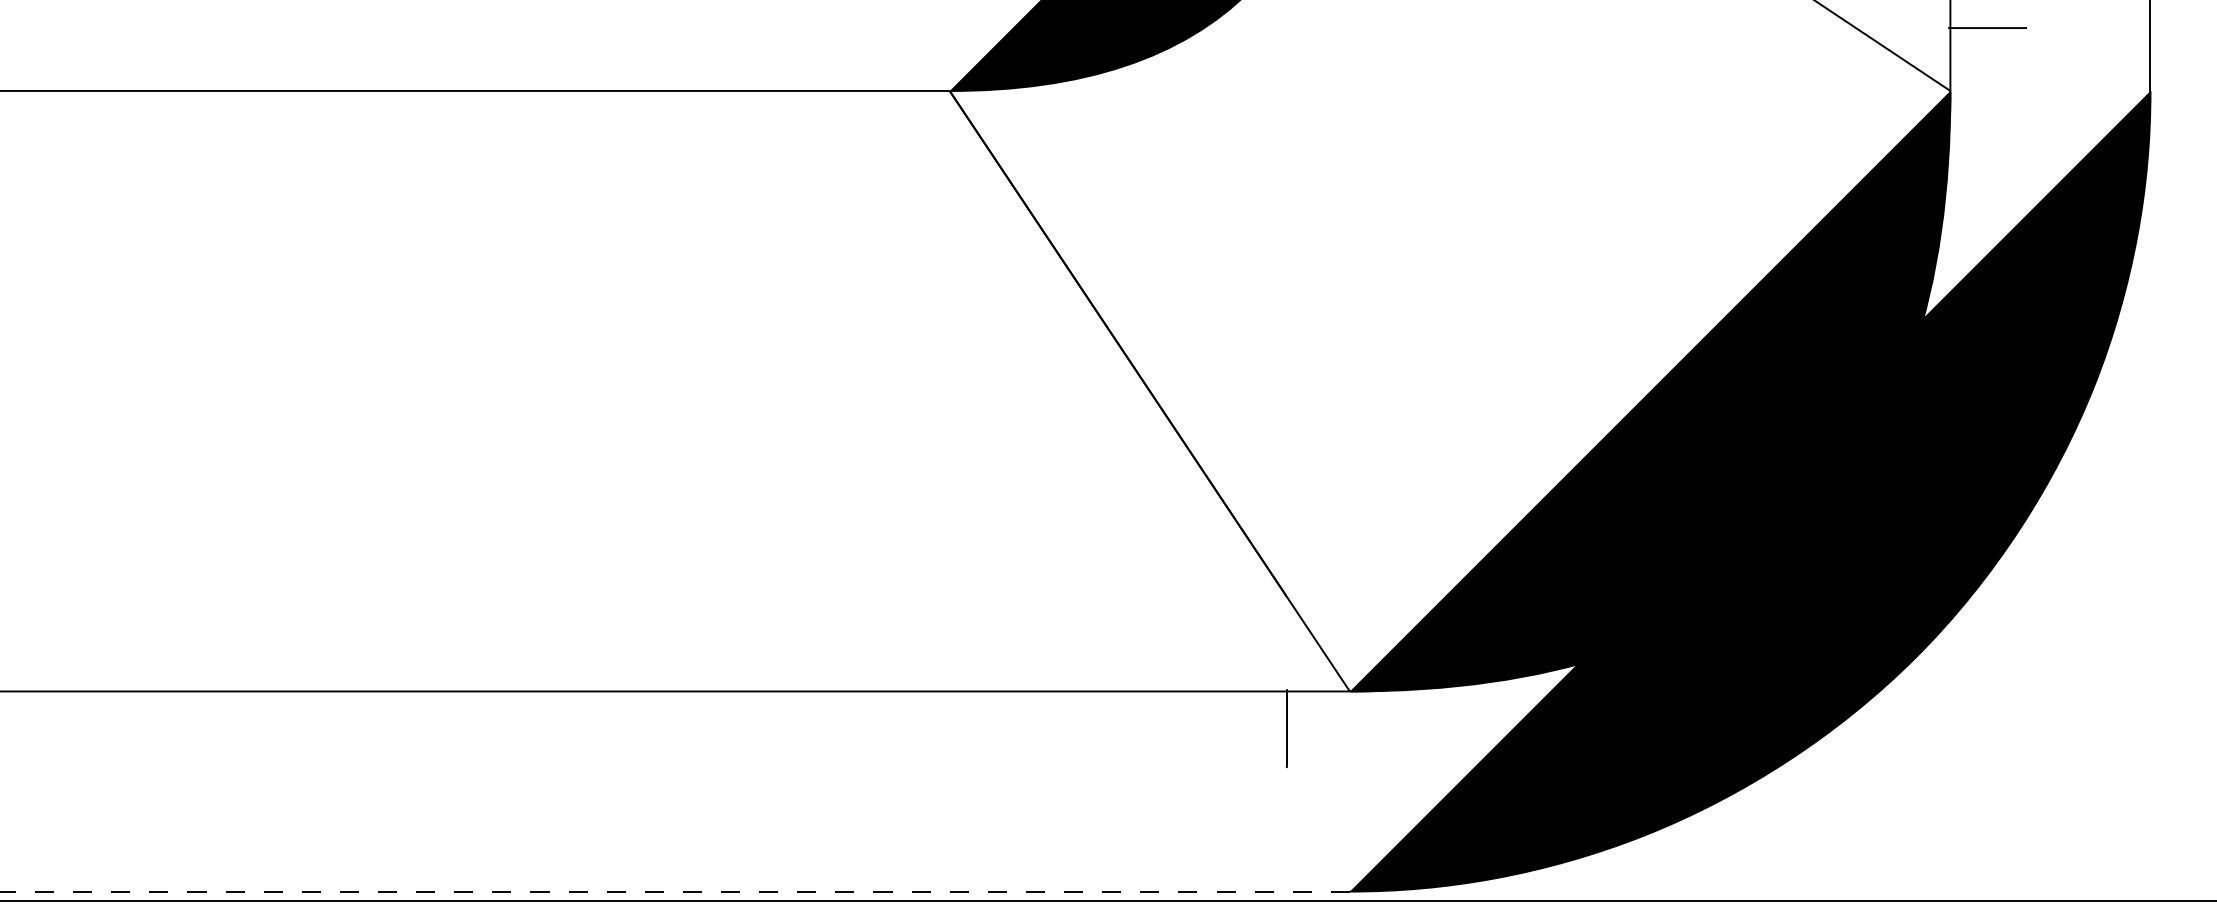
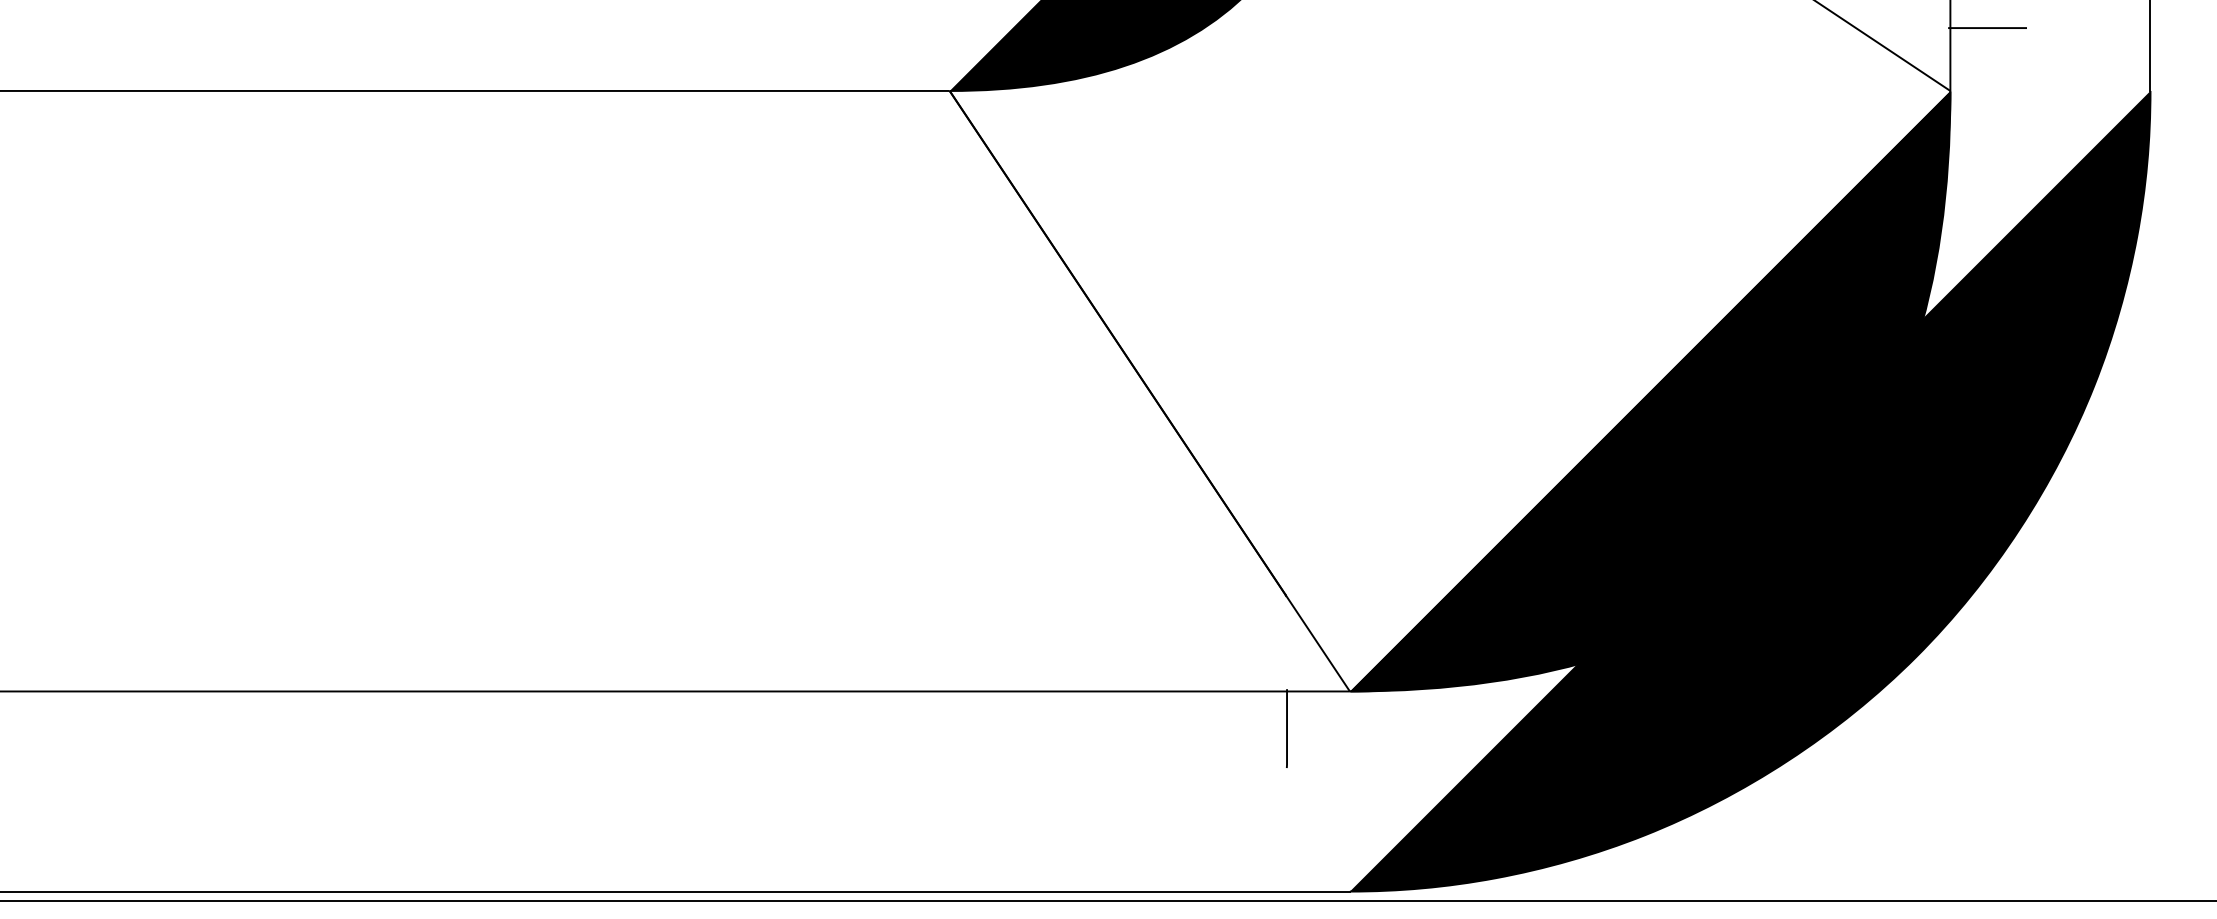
line: dashed -> solid (675, 891)
